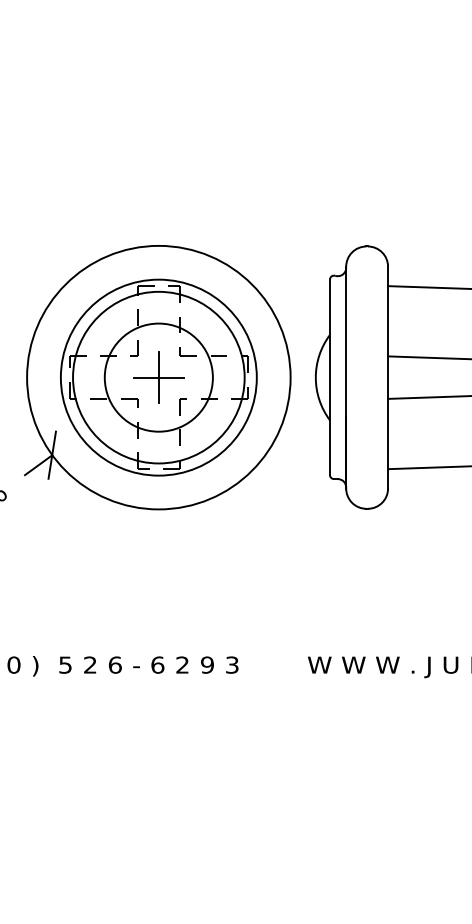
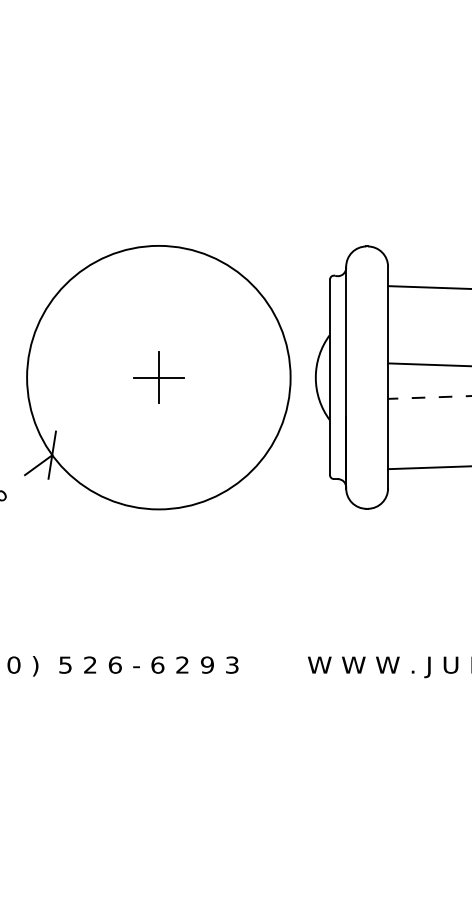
line position: (428, 357) -> (428, 364) (428, 364)
part: present -> none (158, 377)
line: solid -> dashed (429, 397)
